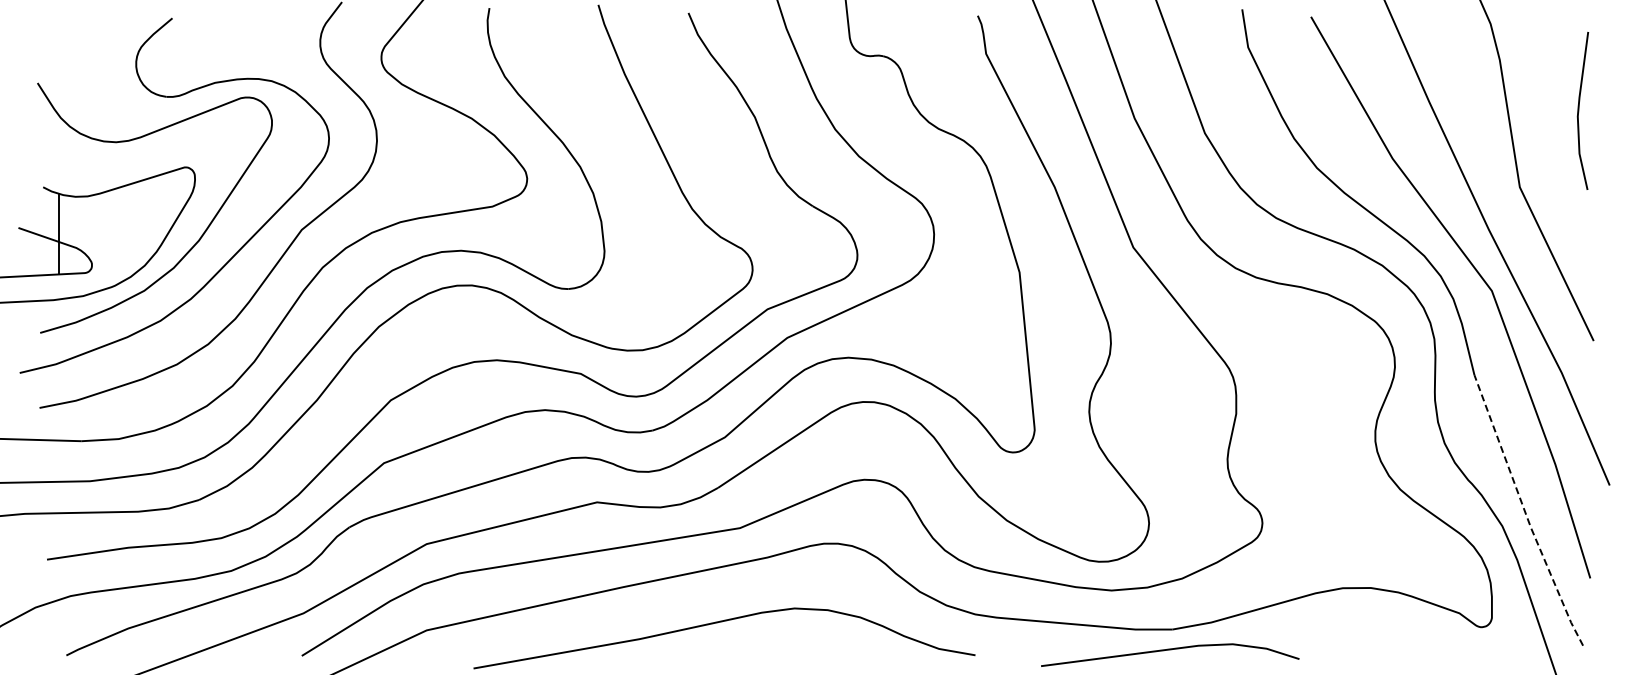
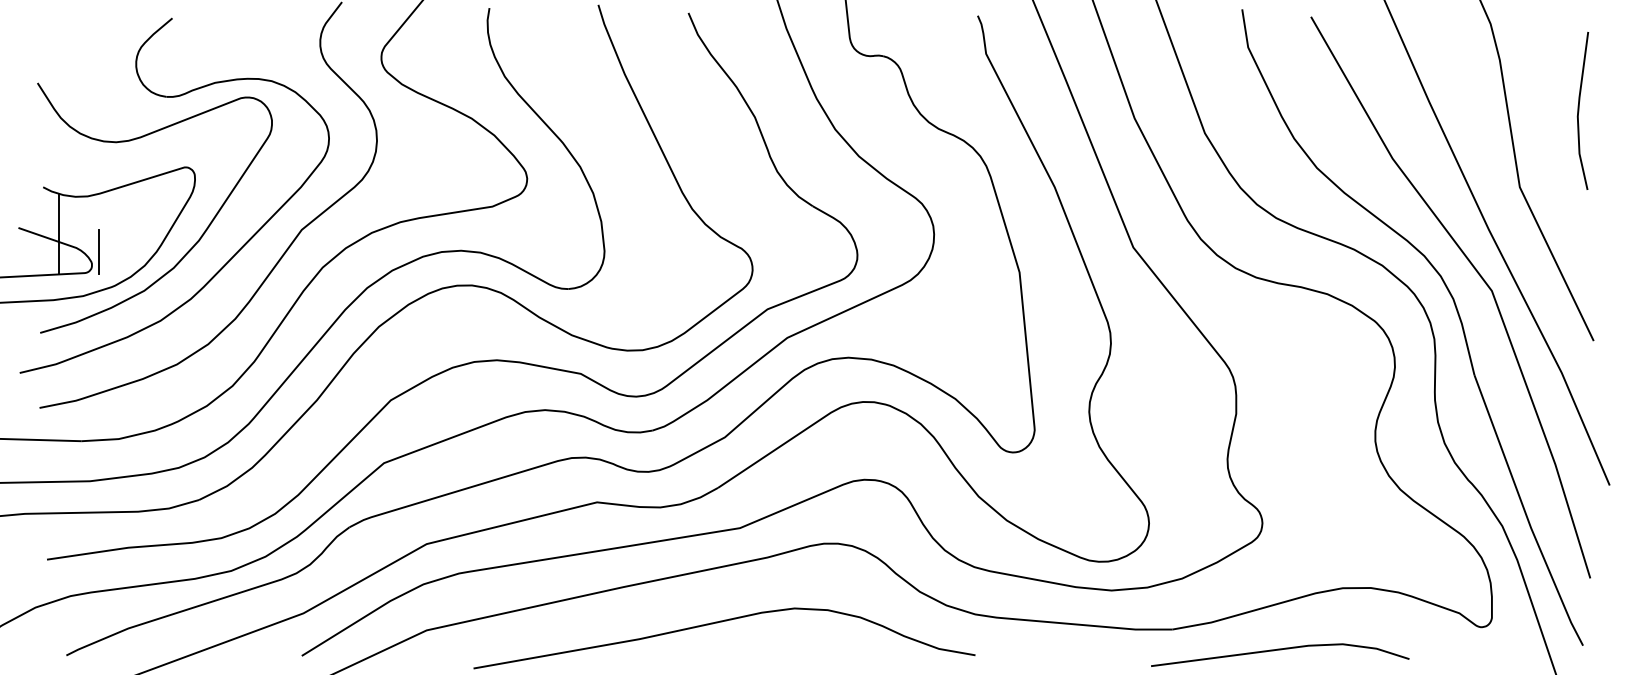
line: none -> present (99, 251)
line: dashed -> solid (1525, 512)
line position: (1170, 650) -> (1280, 650) (1280, 650)
